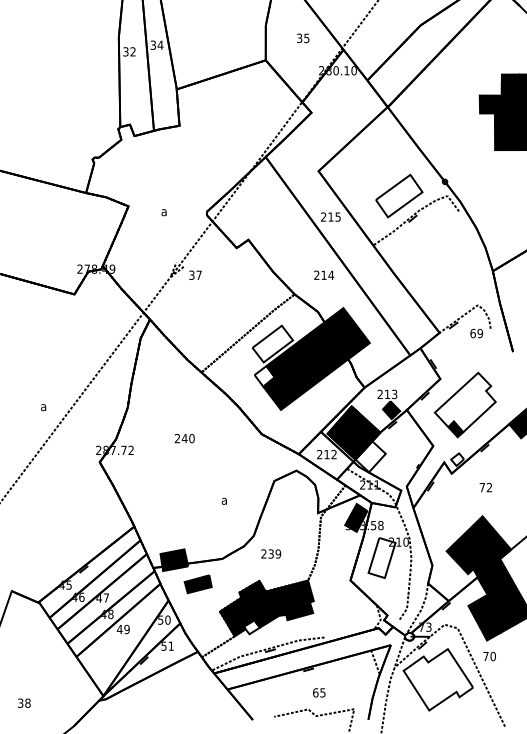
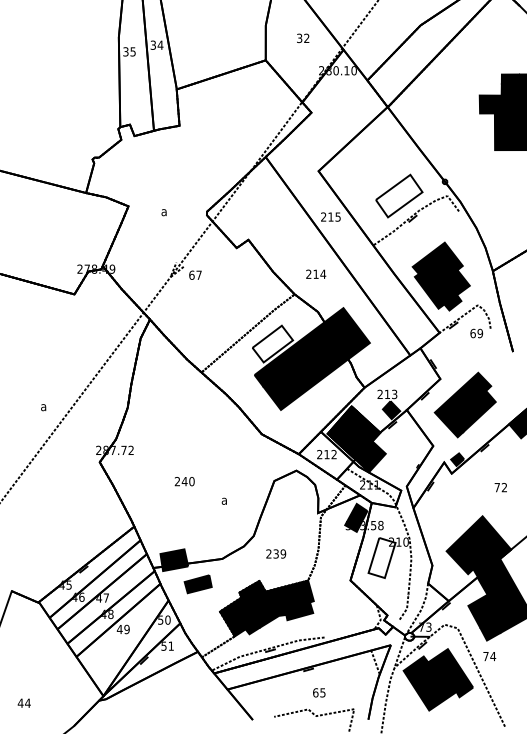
text: 35 -> 32 (306, 38)
text: 32 -> 35 (132, 51)
text: 37 -> 67 (191, 274)
text position: (324, 274) -> (316, 273) (316, 273)
part: none -> present (440, 276)
fill: none -> present (264, 376)
fill: none -> present (464, 402)
text position: (184, 438) -> (184, 481) (184, 481)
fill: none -> present (370, 456)
fill: none -> present (457, 459)
text position: (485, 487) -> (500, 487) (500, 487)
text position: (271, 553) -> (276, 553) (276, 553)
fill: none -> present (251, 627)
text: 70 -> 74 (493, 656)
fill: none -> present (438, 679)
text: 38 -> 44 (23, 702)
